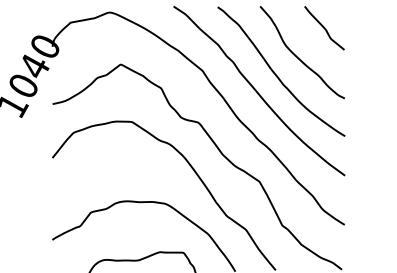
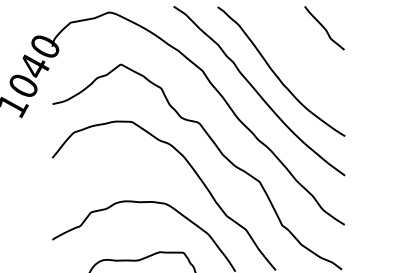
curve: present -> none (297, 56)
